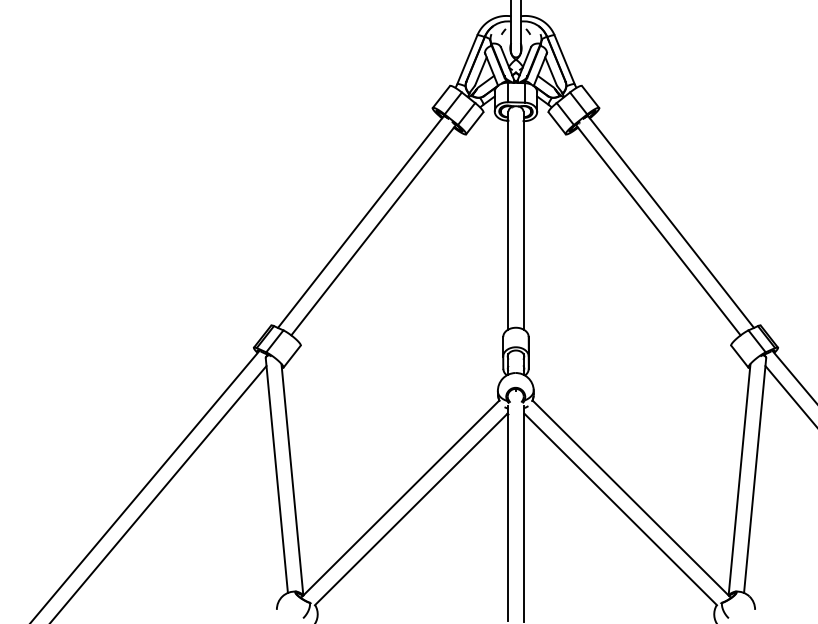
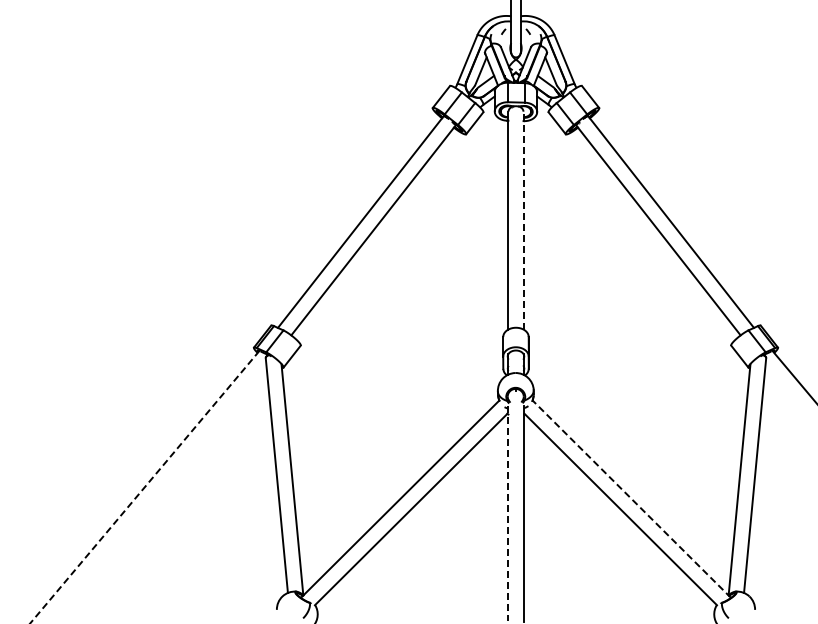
line: solid -> dashed (523, 220)
line: present -> none (789, 395)
line: solid -> dashed (144, 487)
line: present -> none (159, 493)
line: solid -> dashed (631, 499)
line: solid -> dashed (508, 513)
